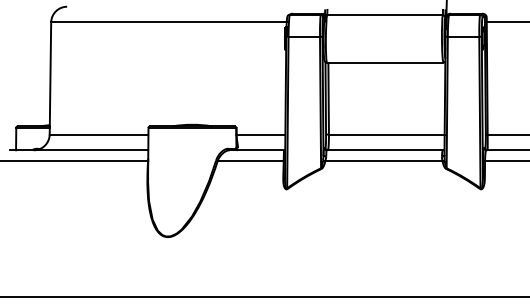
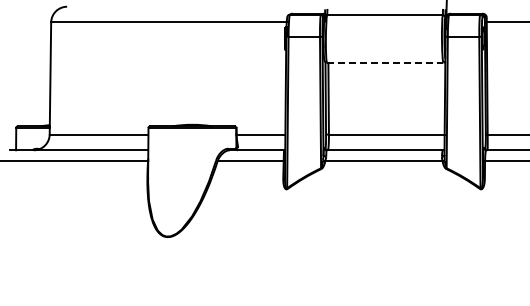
line: solid -> dashed (385, 62)
line: present -> none (264, 296)
